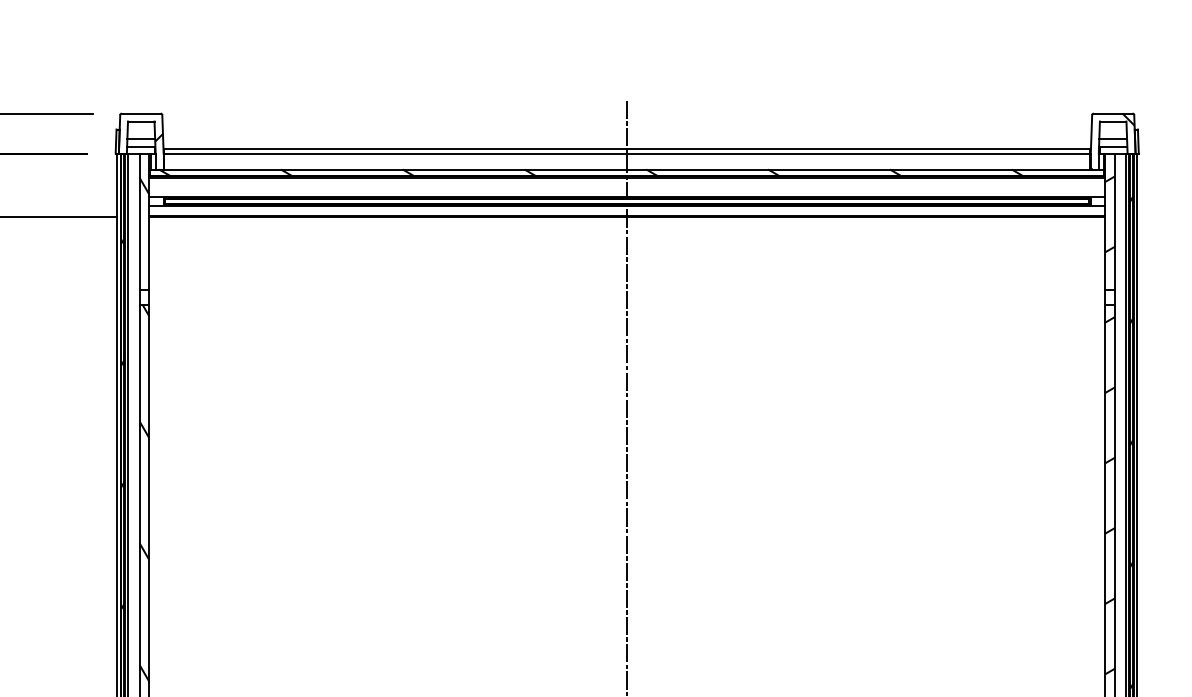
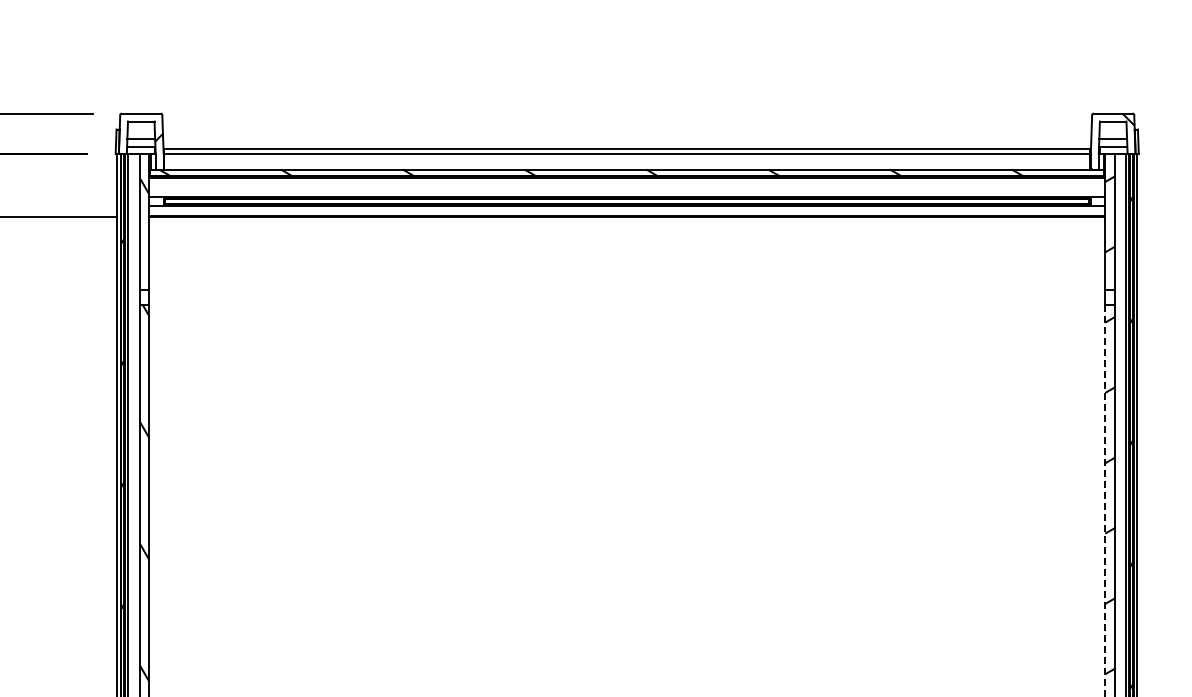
line: present -> none (627, 396)
line: solid -> dashed (1105, 500)
